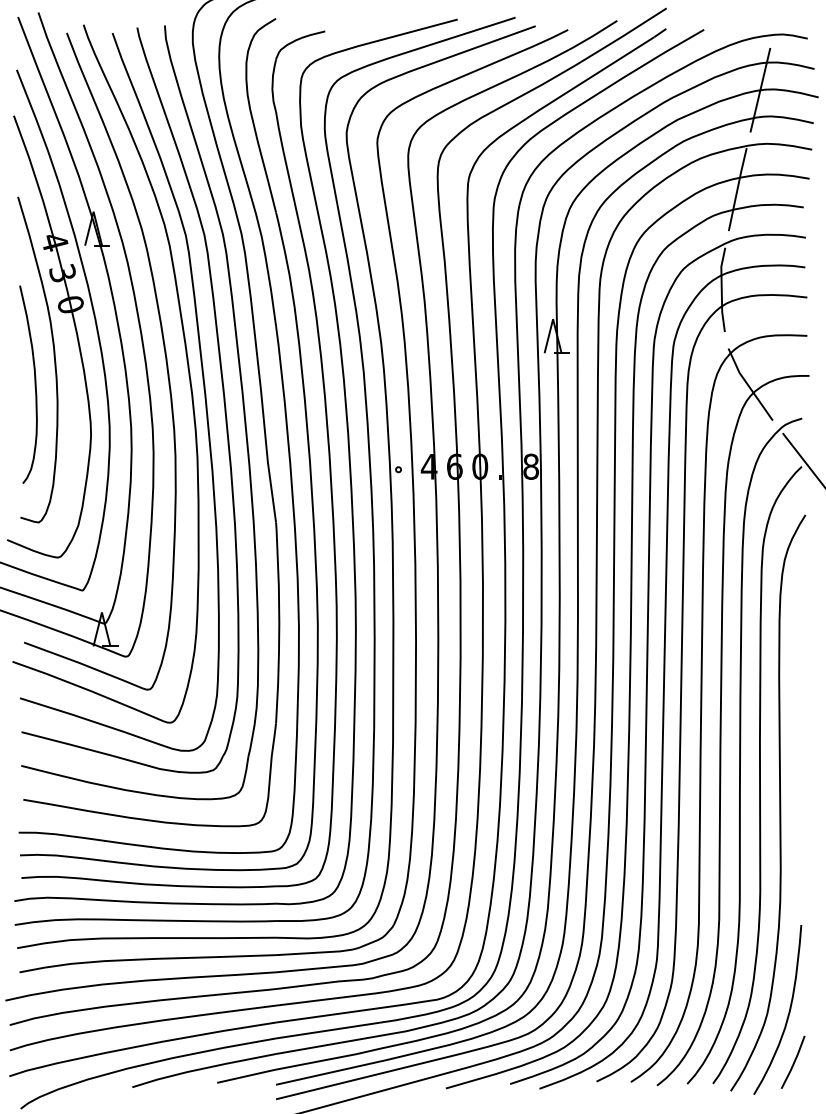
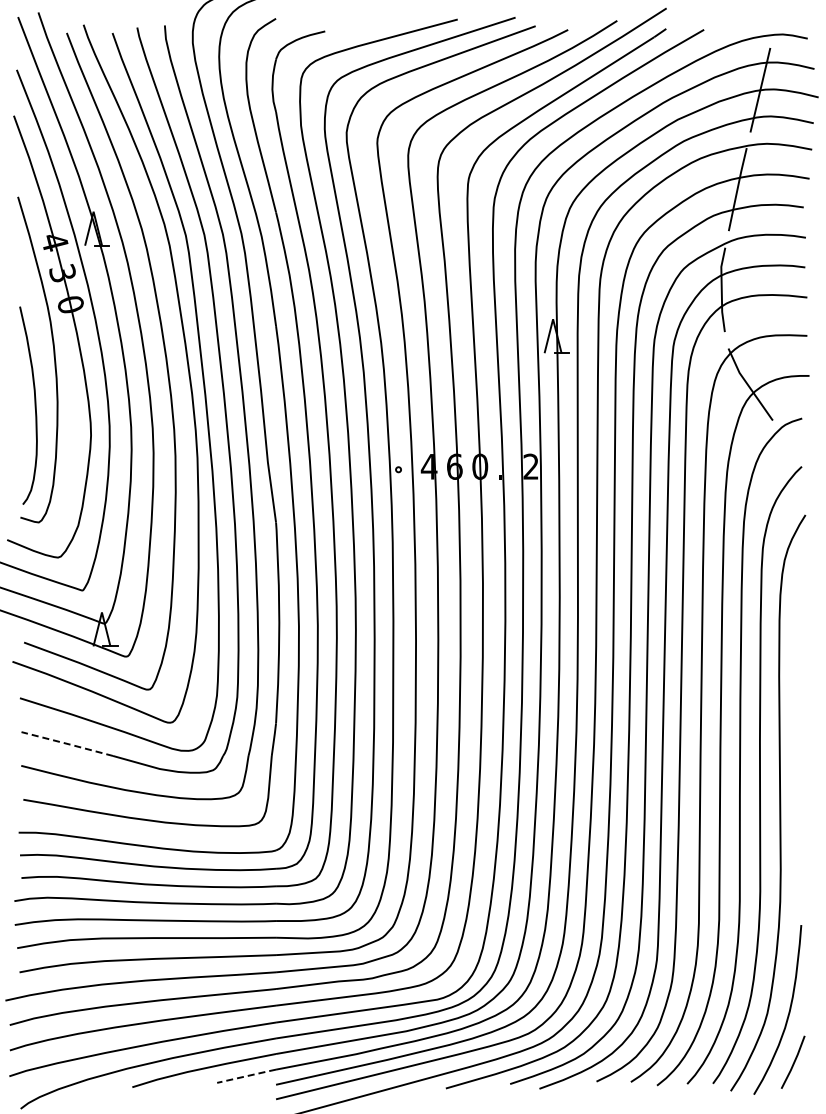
curve position: (34, 384) -> (34, 405) (34, 405)
line: present -> none (802, 458)
text: 8 -> 2 (530, 466)
line: solid -> dashed (67, 743)
line: solid -> dashed (247, 1076)
